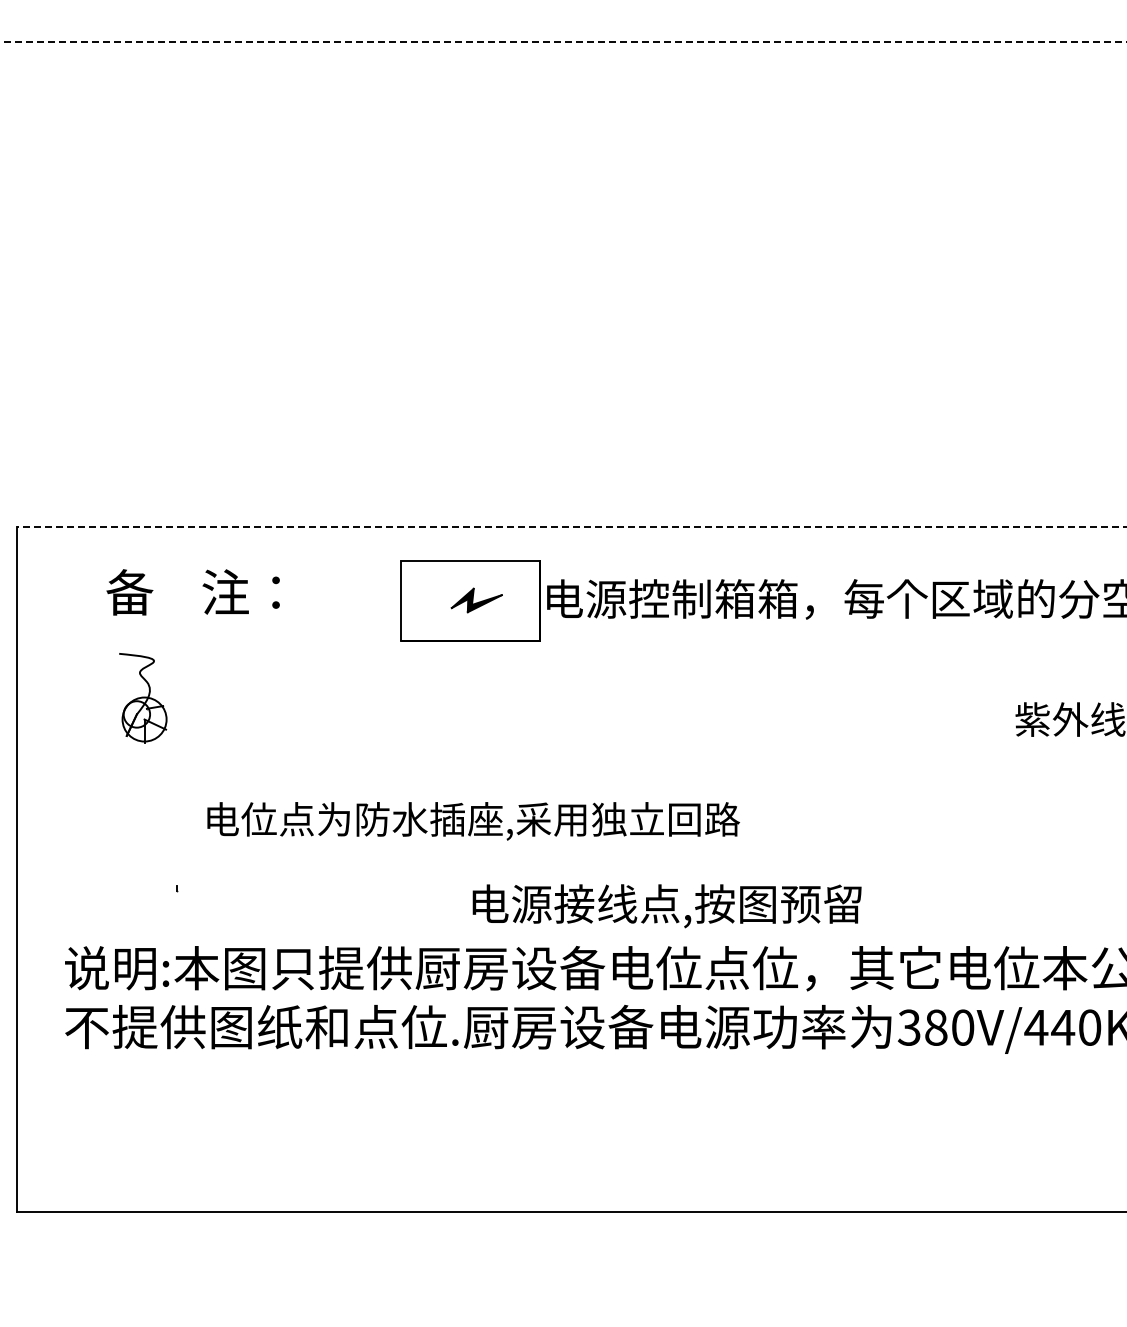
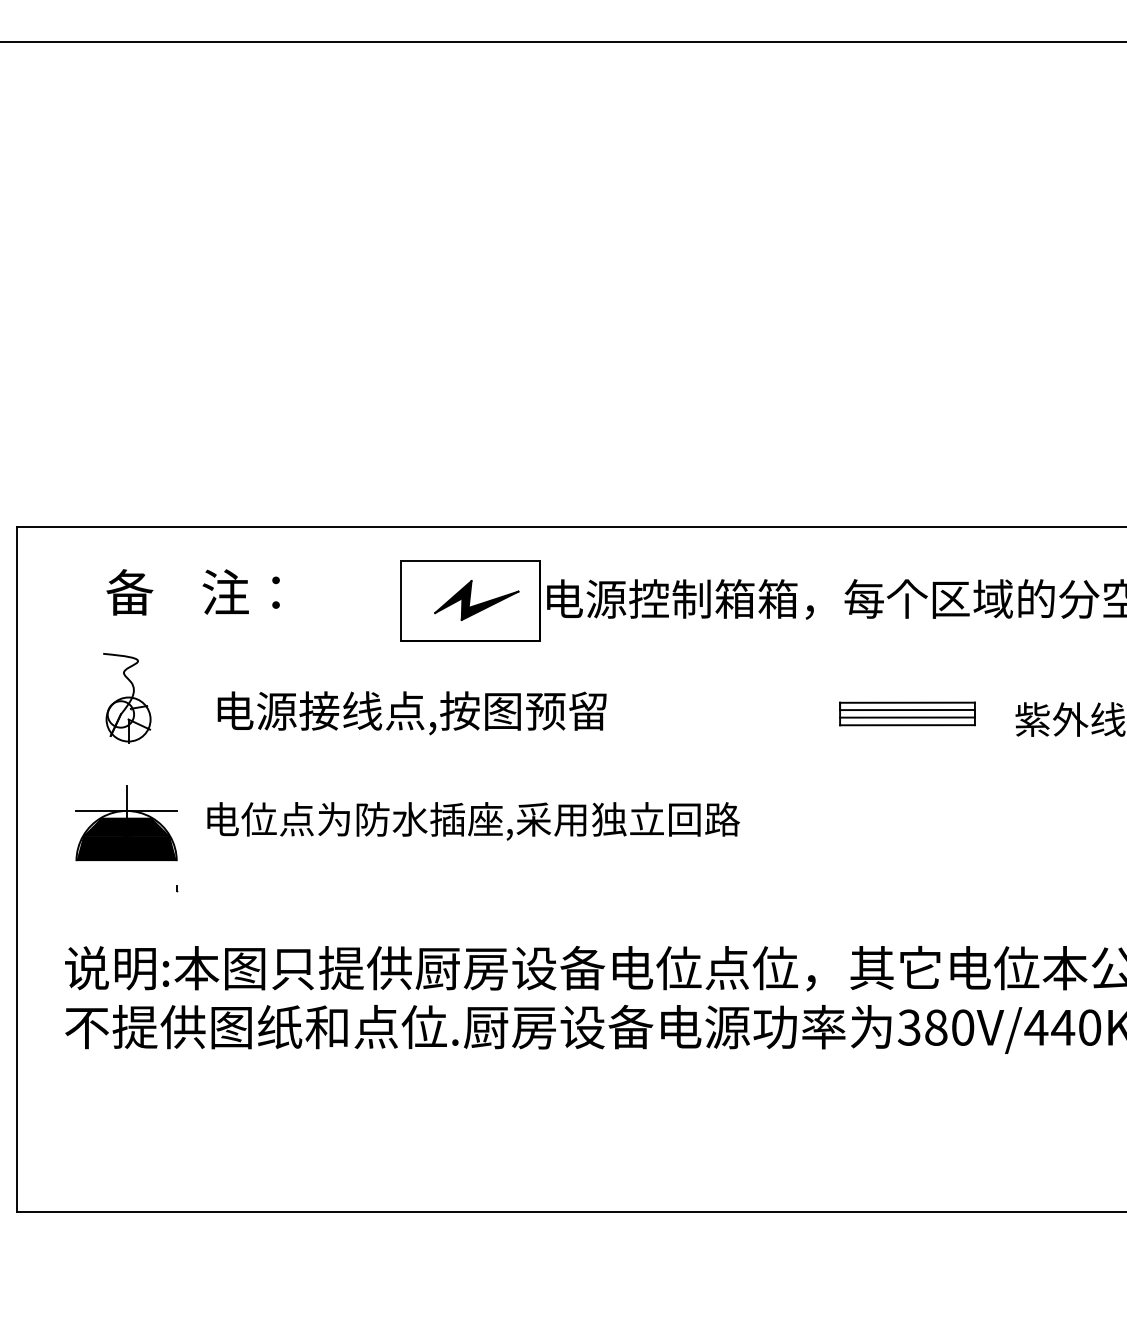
line: dashed -> solid (564, 41)
line: dashed -> solid (572, 527)
part size: 53x27 px -> 86x41 px (476, 600)
part position: (143, 698) -> (127, 698) (127, 698)
part: none -> present (907, 713)
part: none -> present (126, 823)
text position: (666, 906) -> (411, 713) (411, 713)
